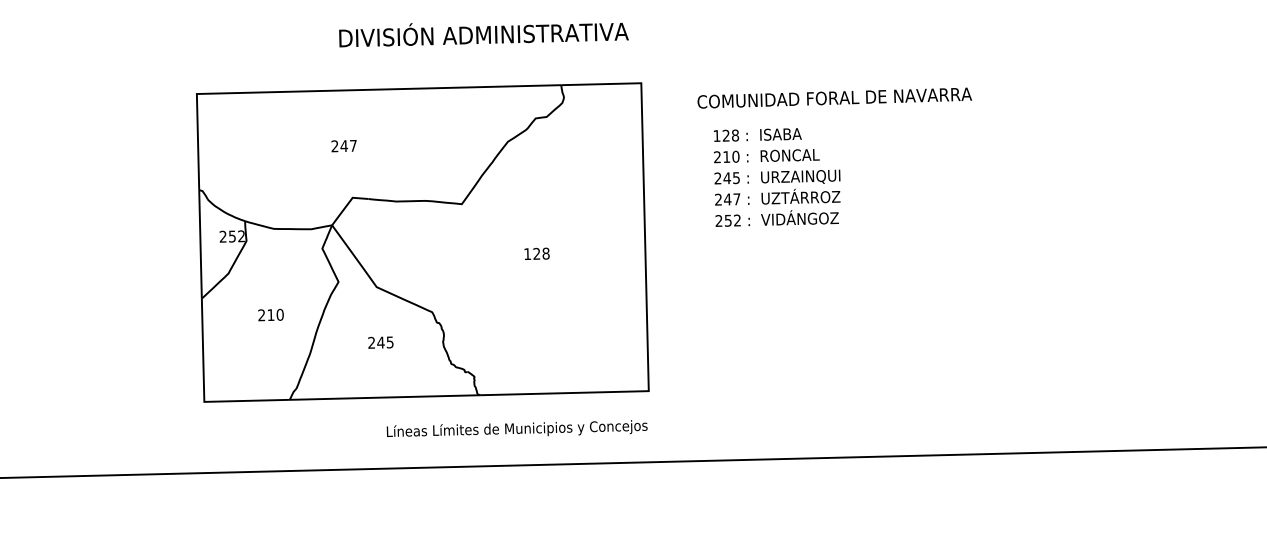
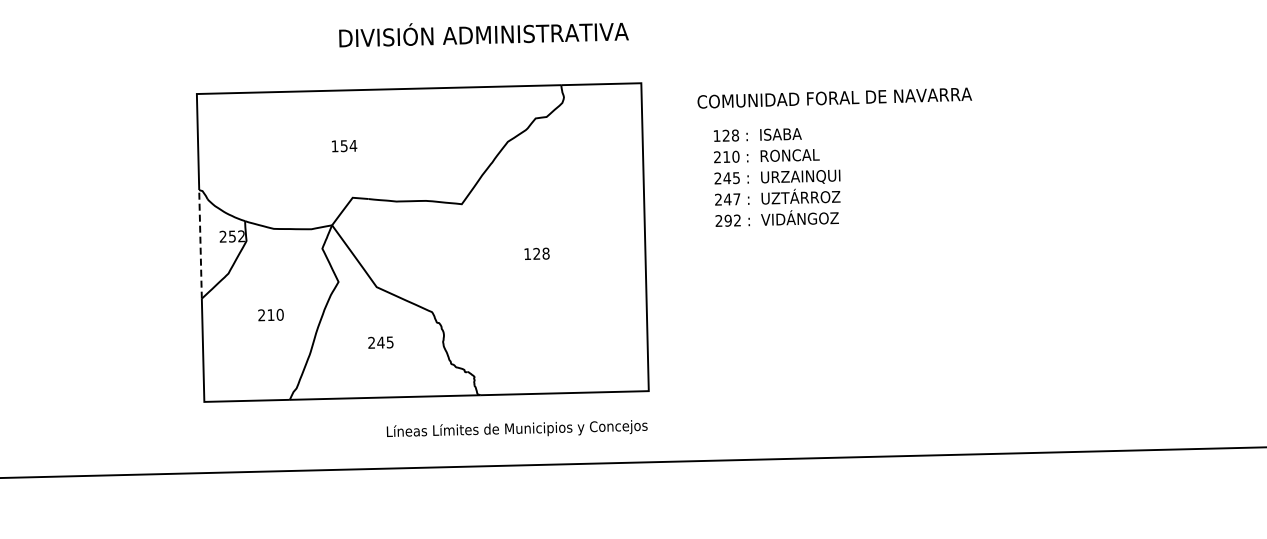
text: 247 -> 154 (344, 146)
text: 252 -> 292 (727, 220)
line: solid -> dashed (200, 243)
